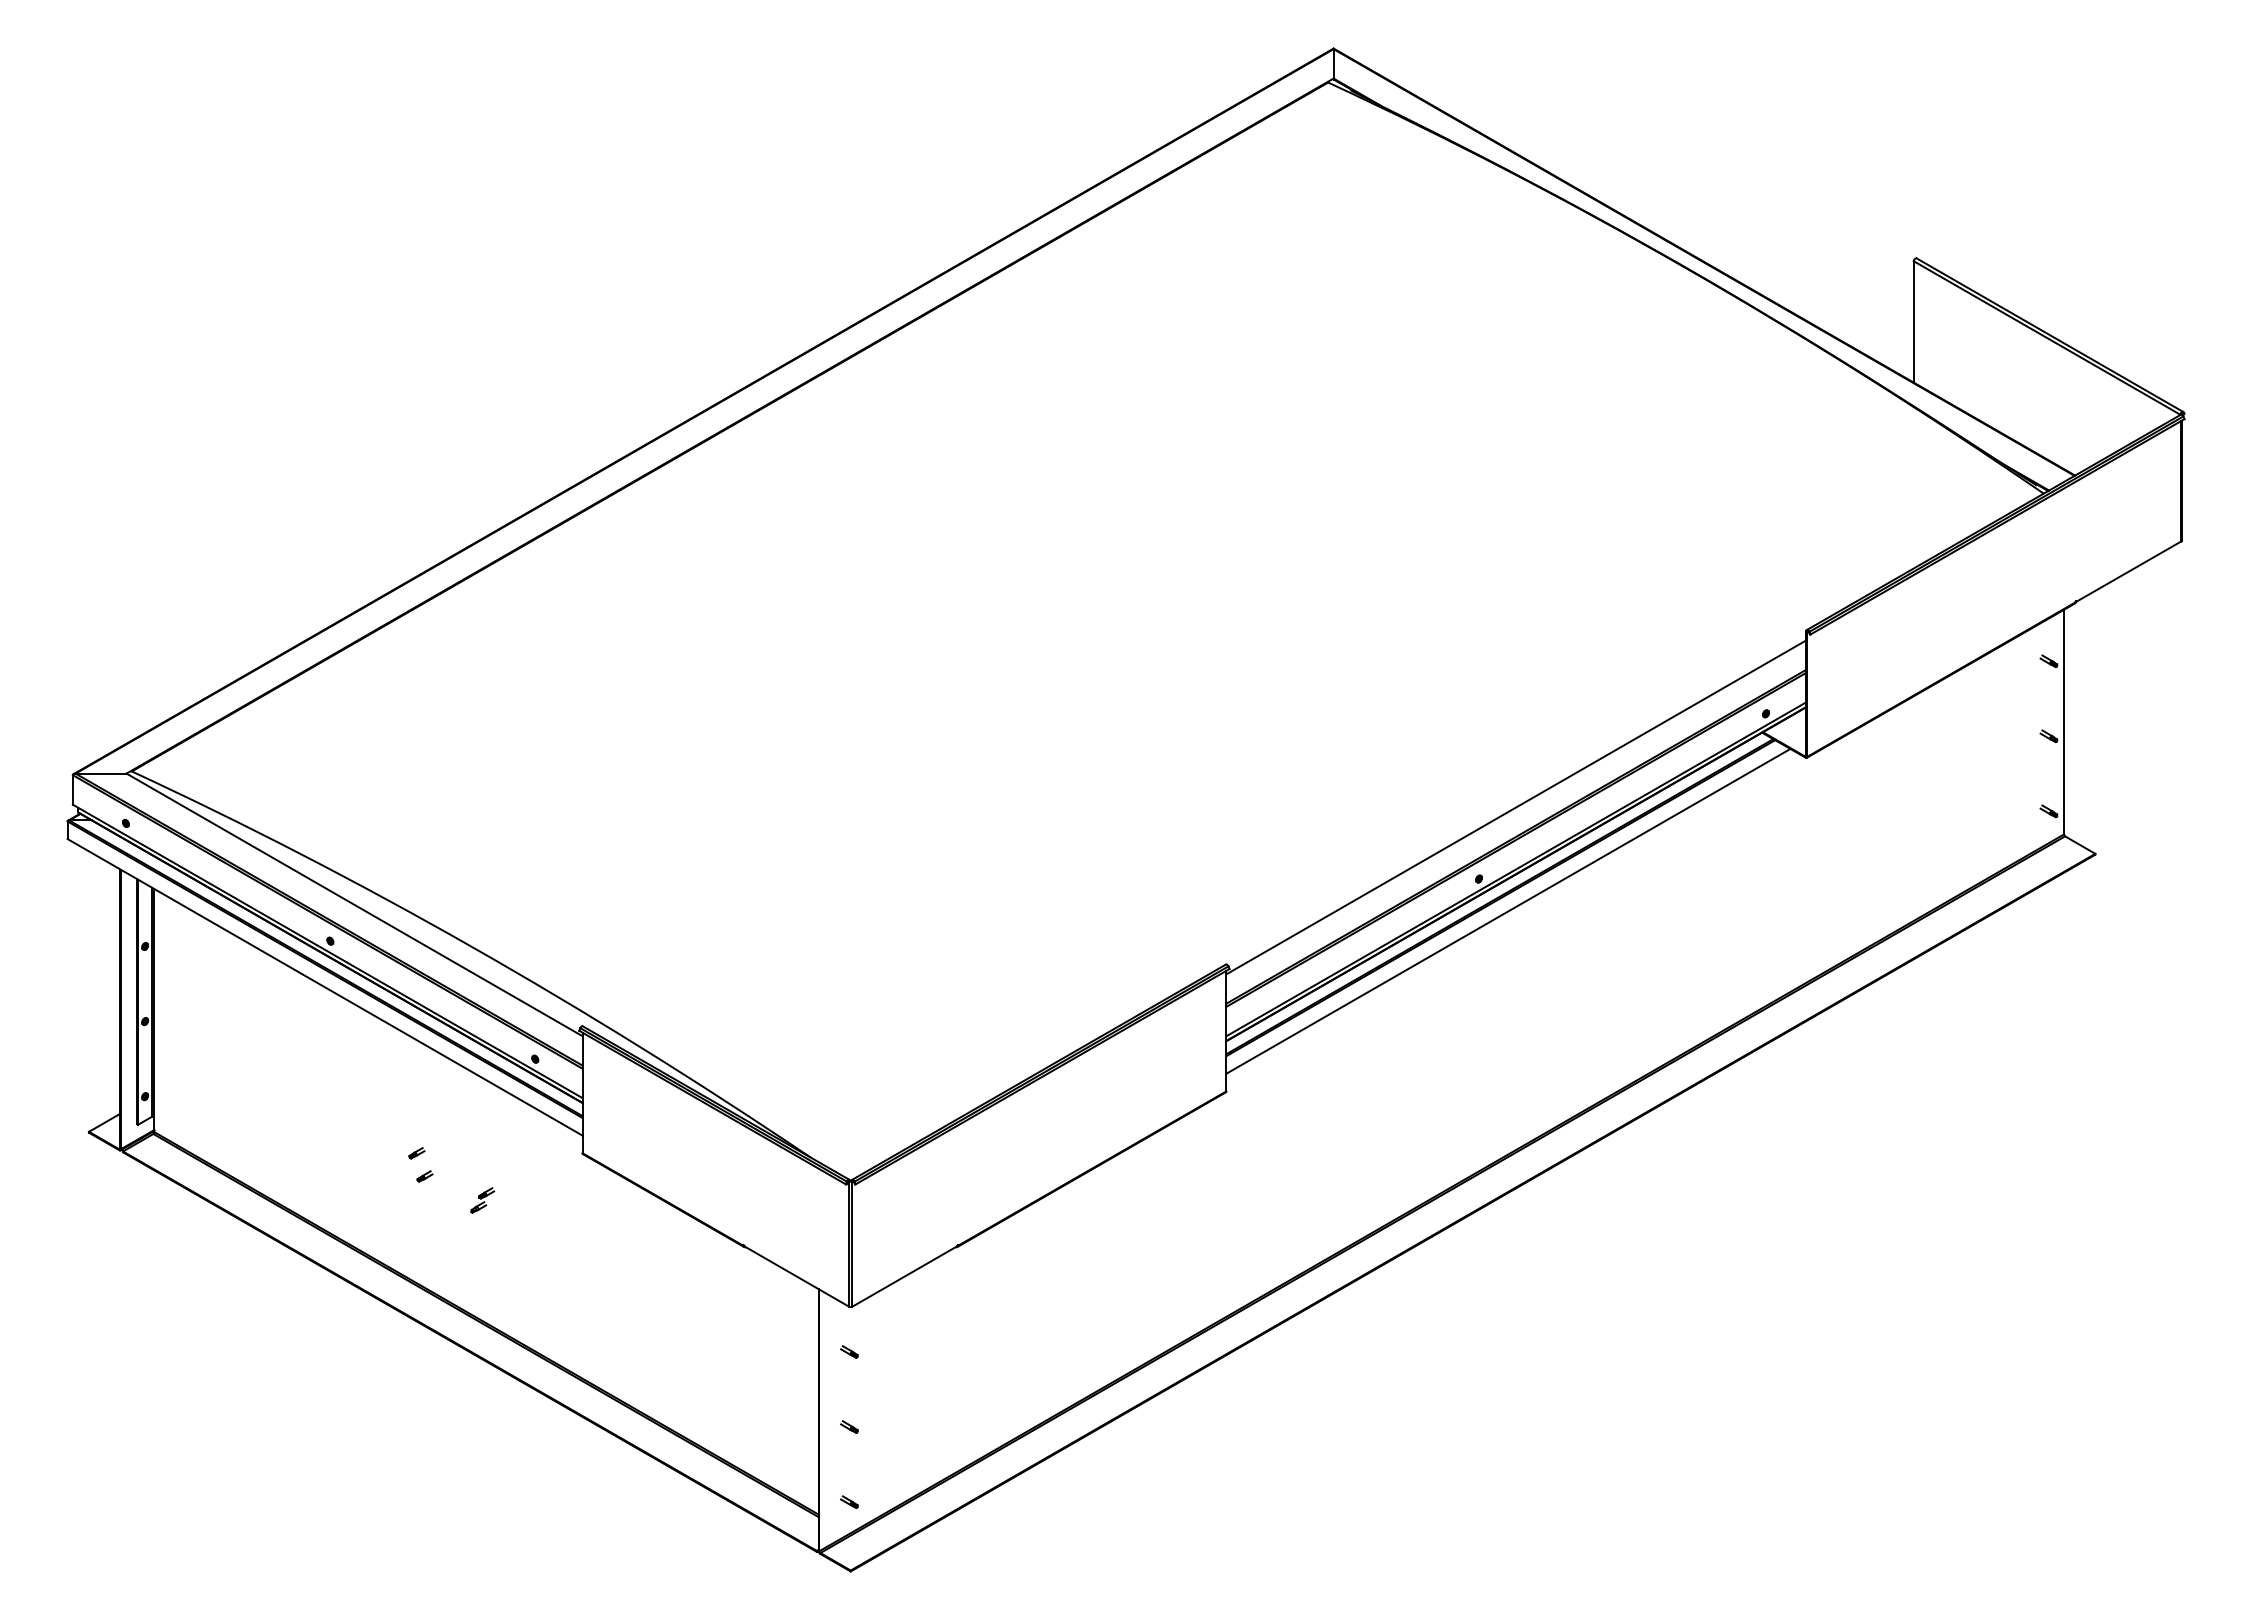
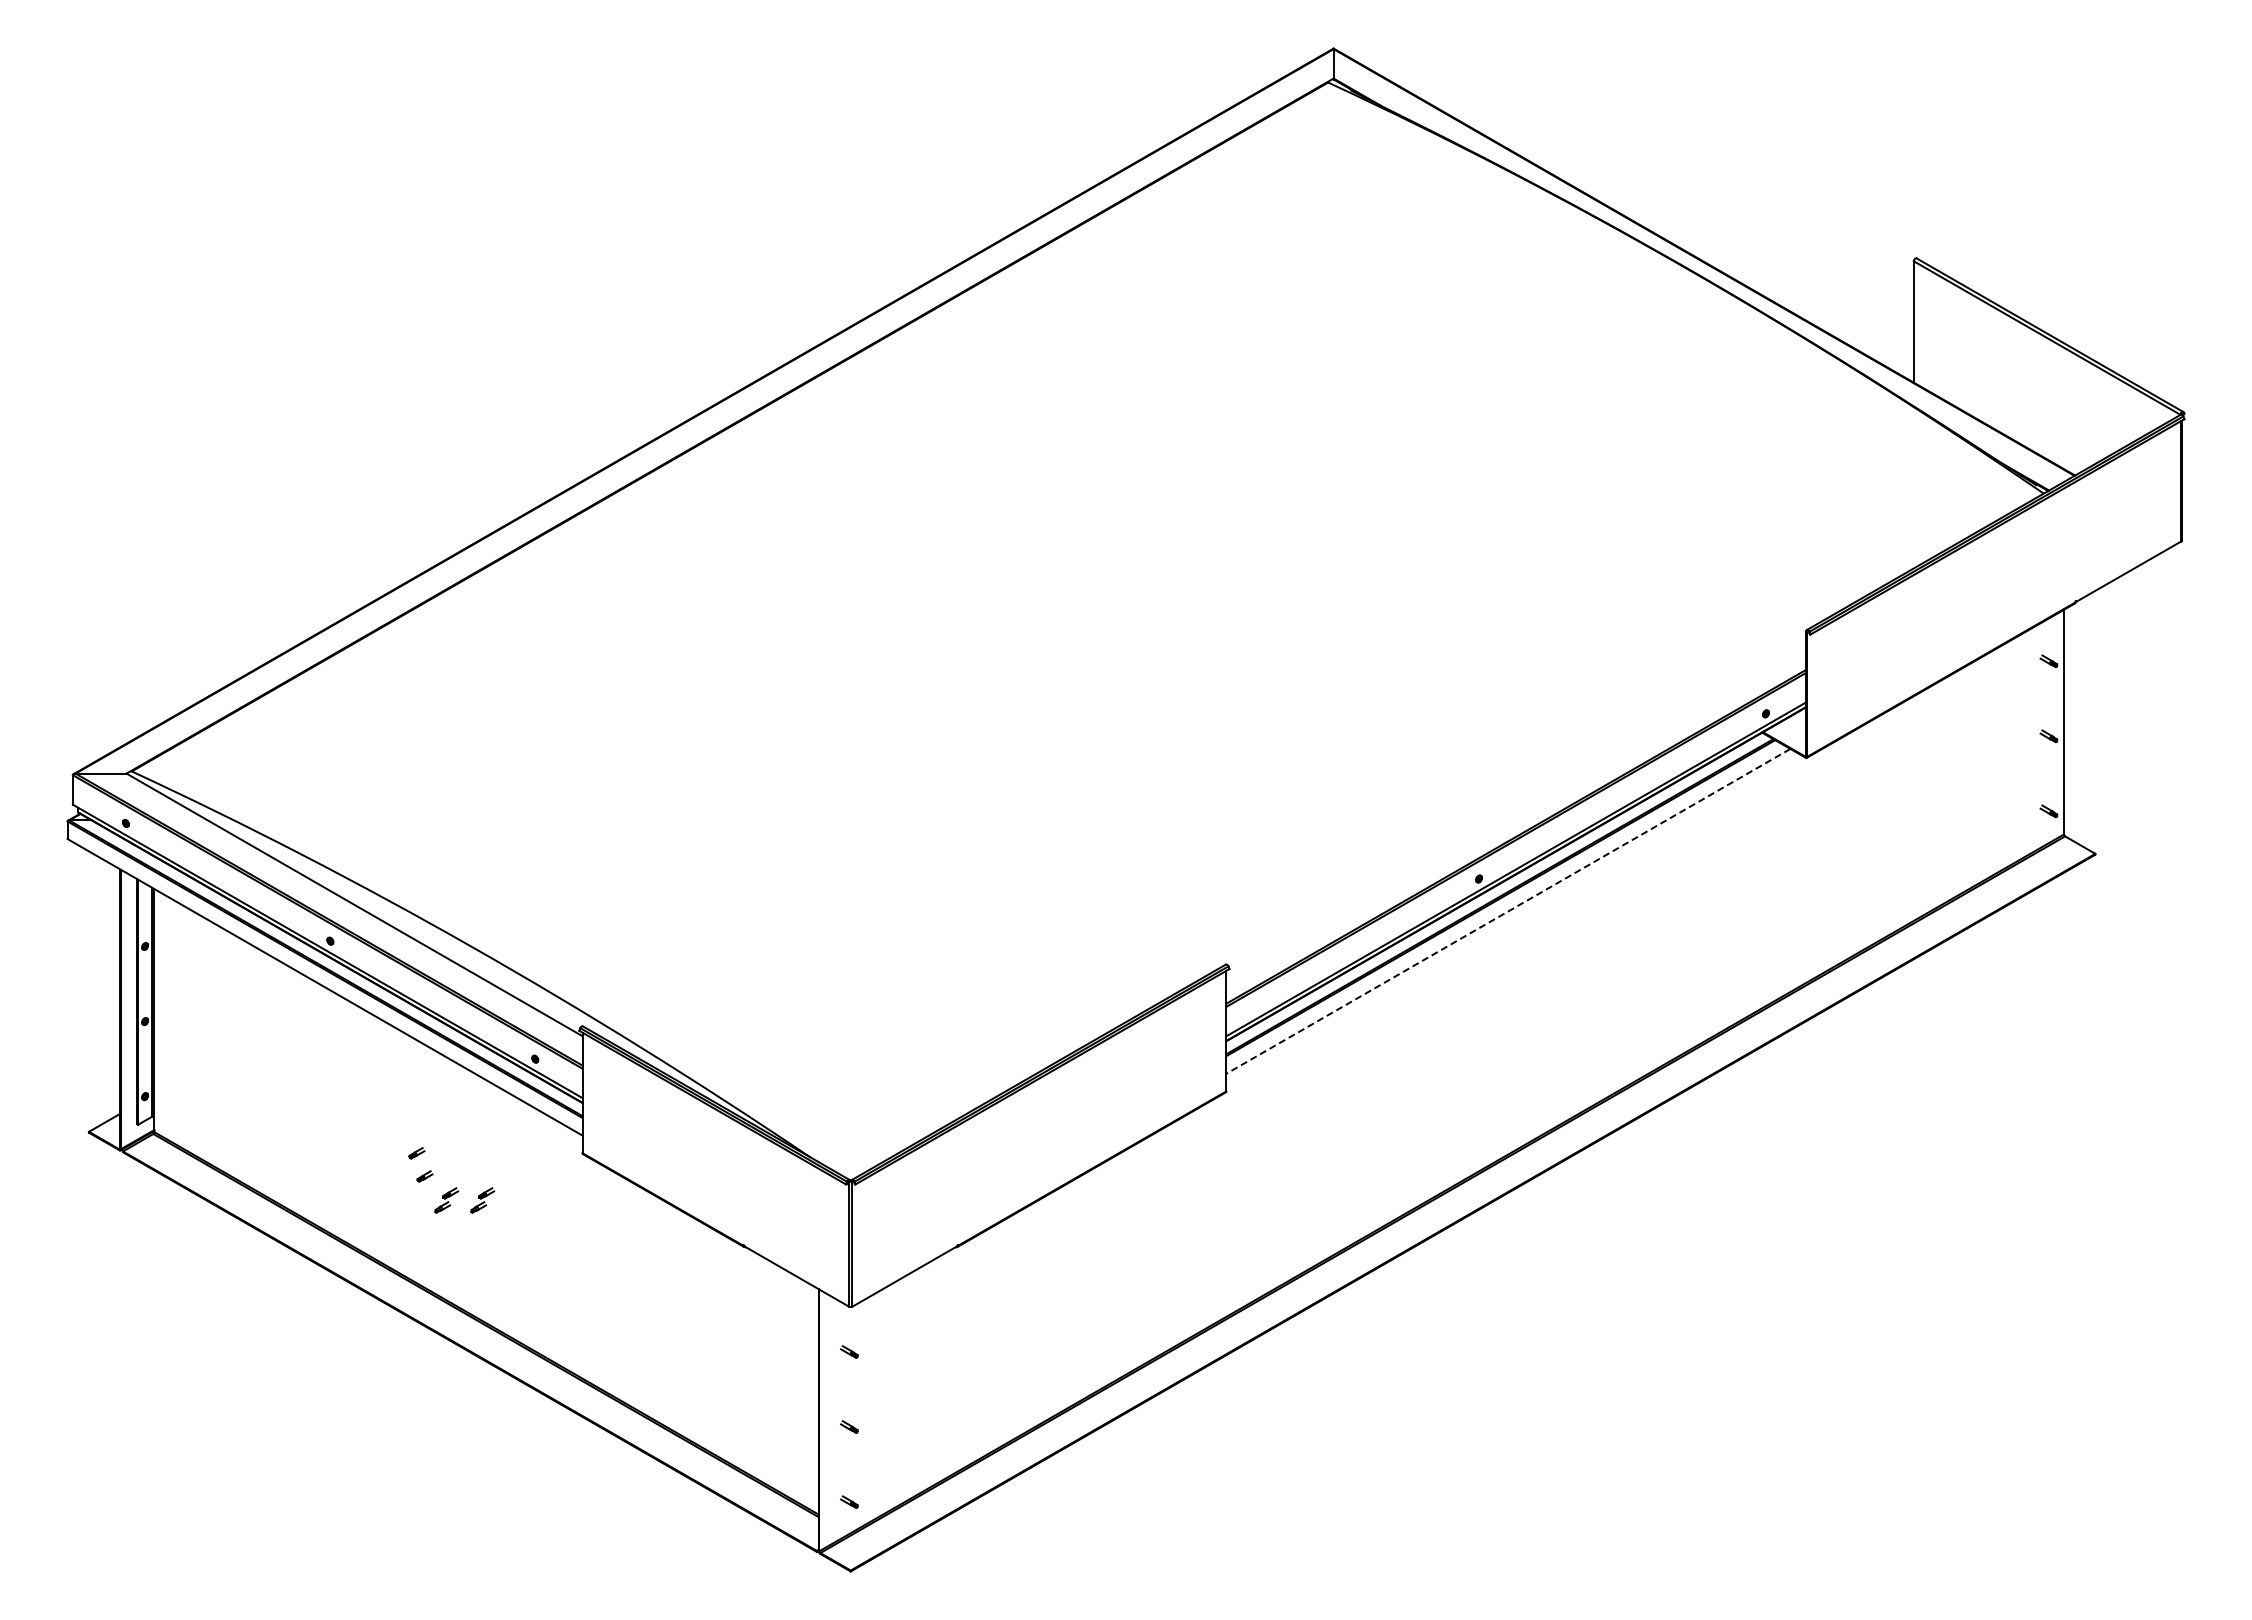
line: present -> none (1516, 807)
line: solid -> dashed (1507, 911)
part: none -> present (446, 1200)
